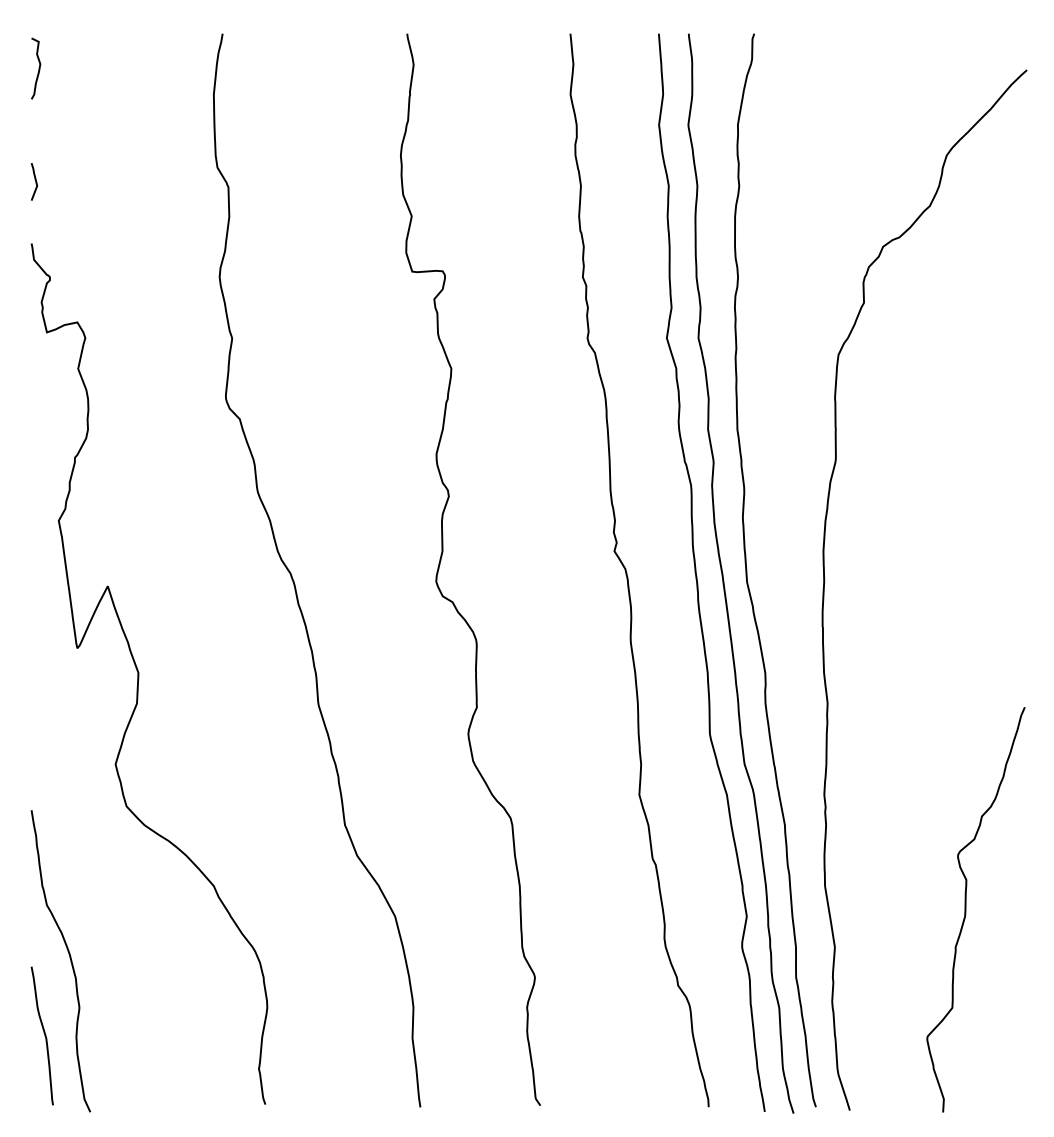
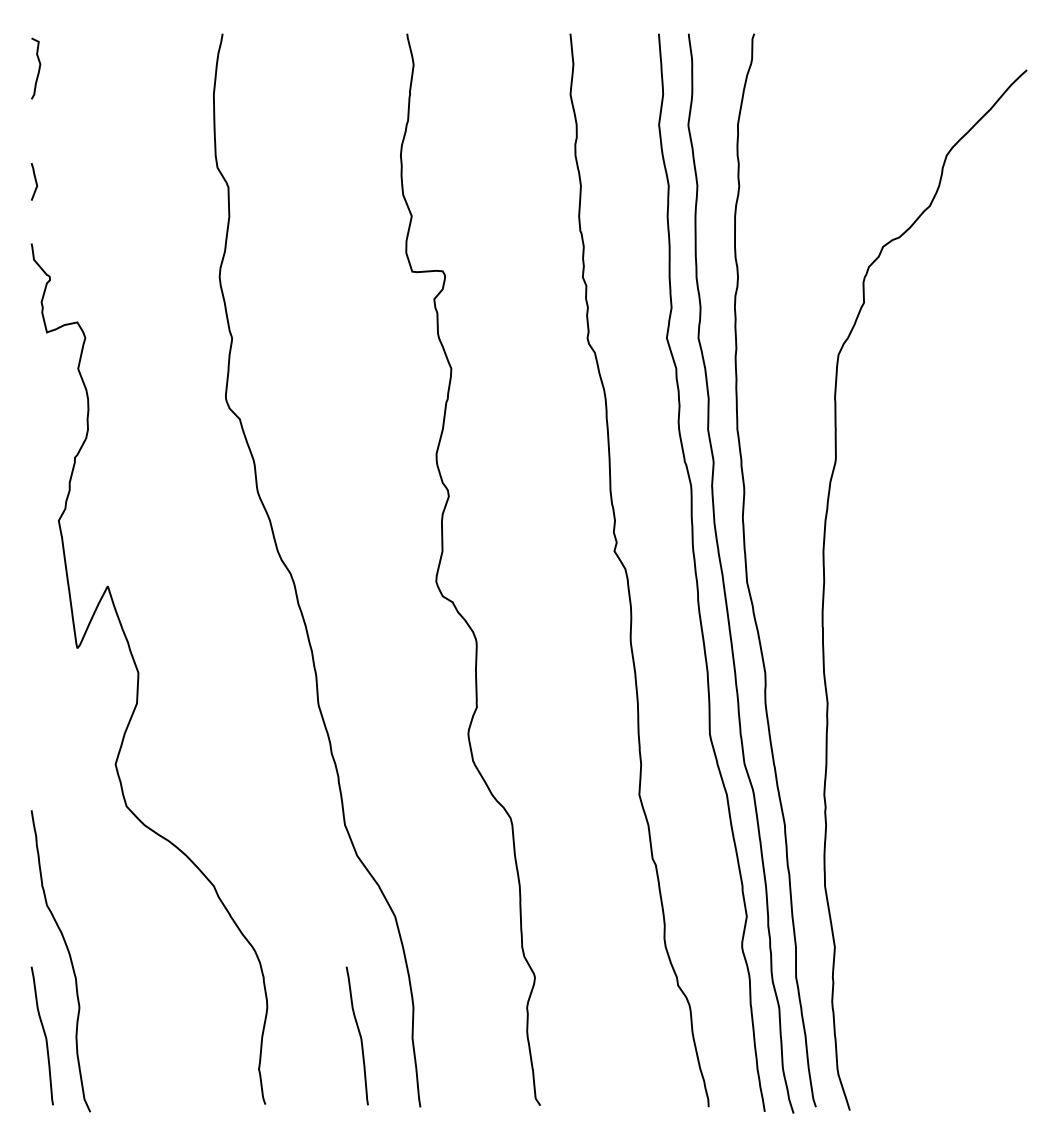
curve: present -> none (966, 909)
curve: none -> present (358, 1033)
